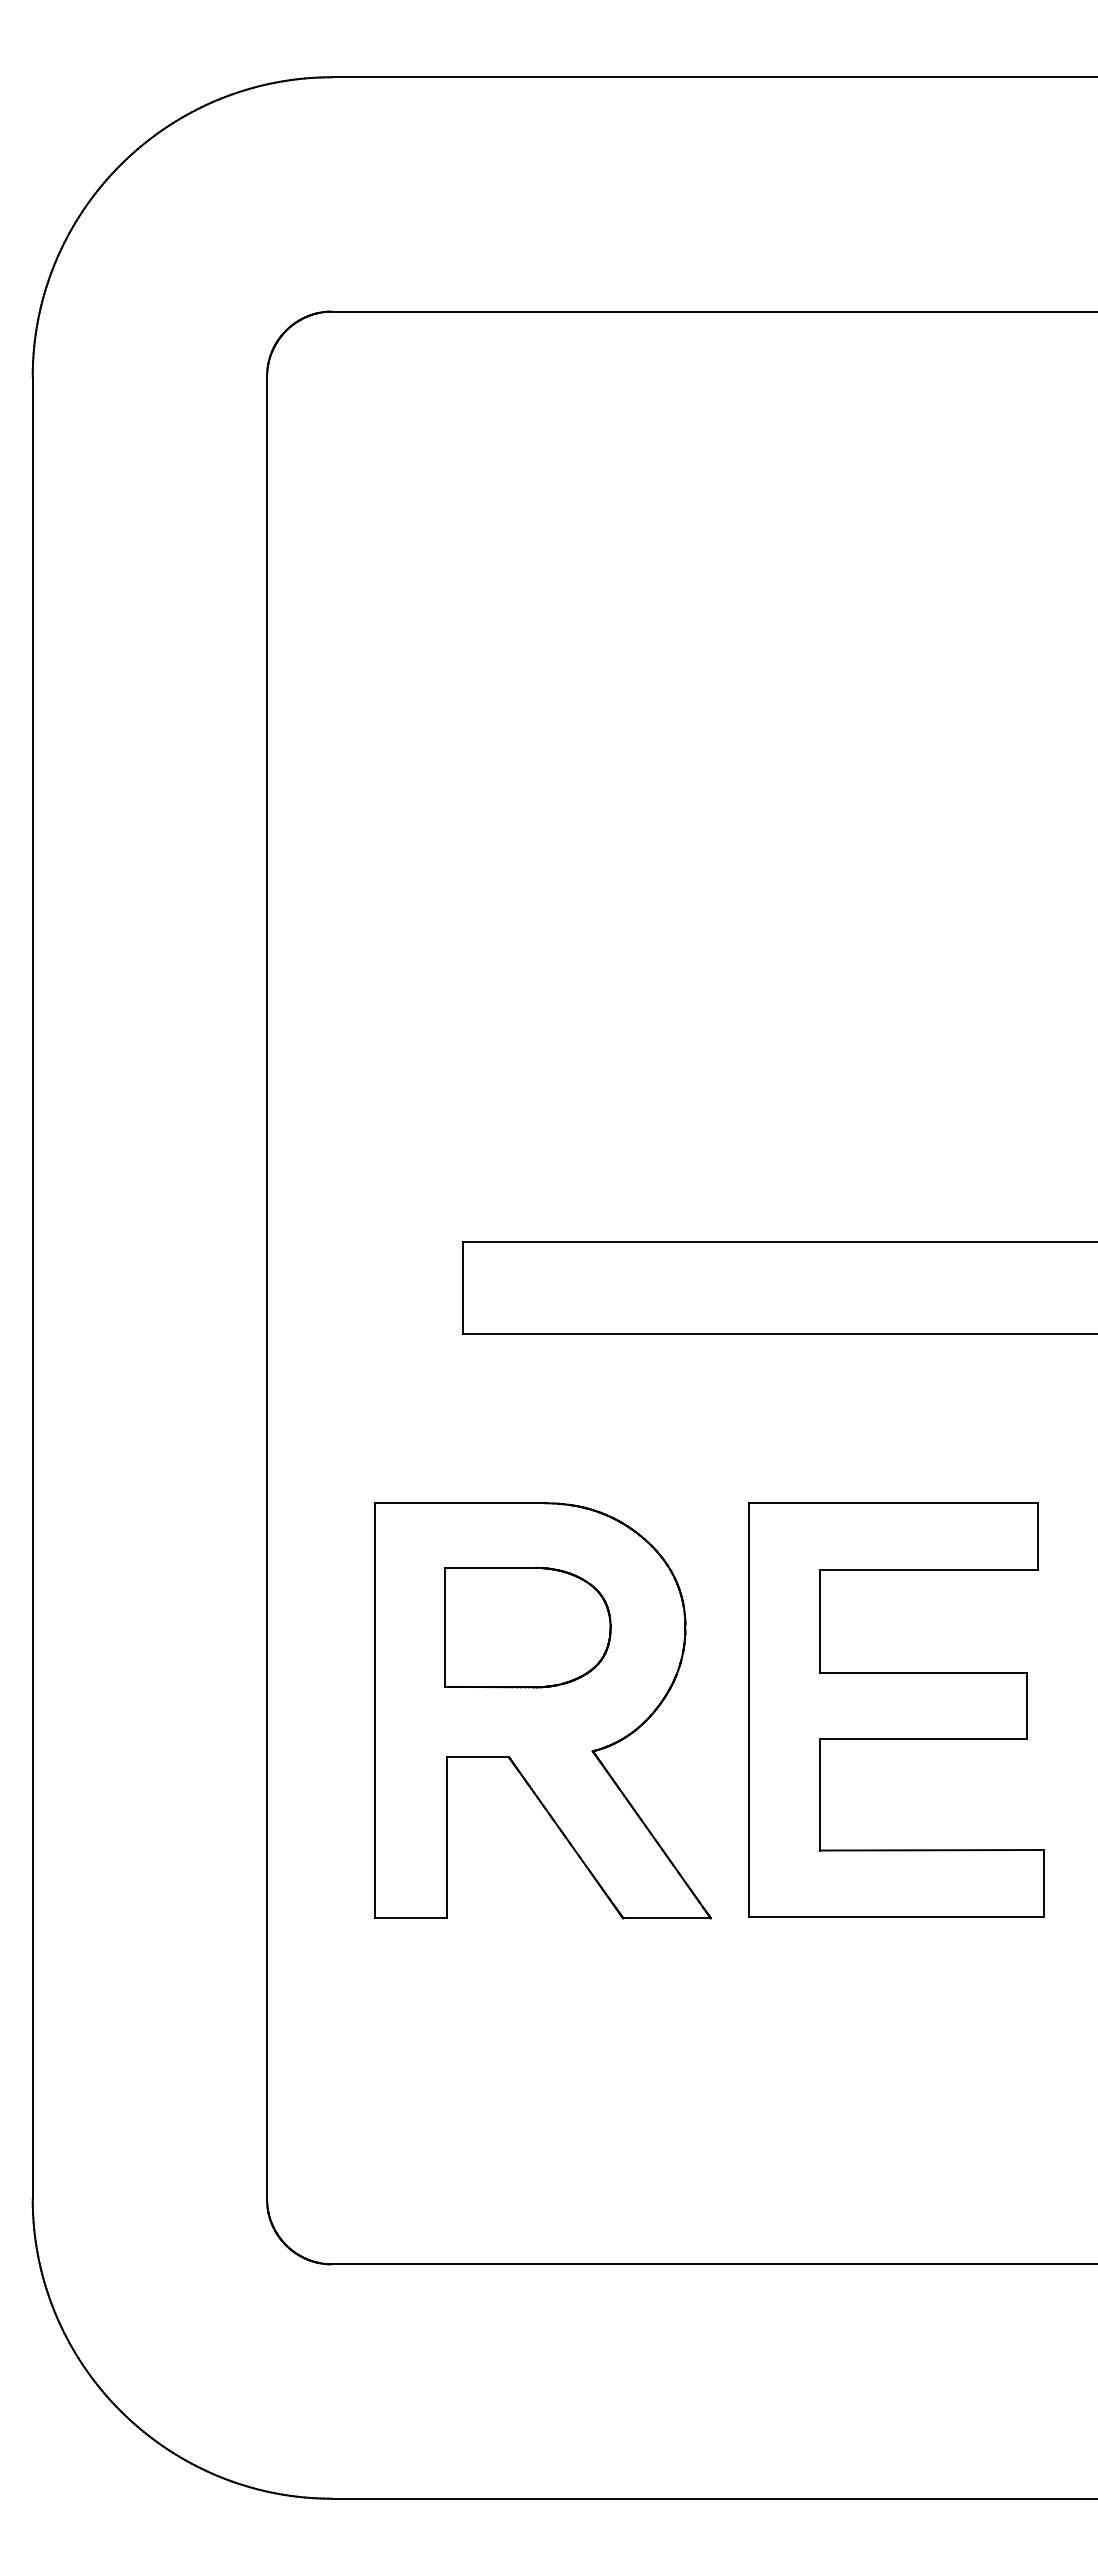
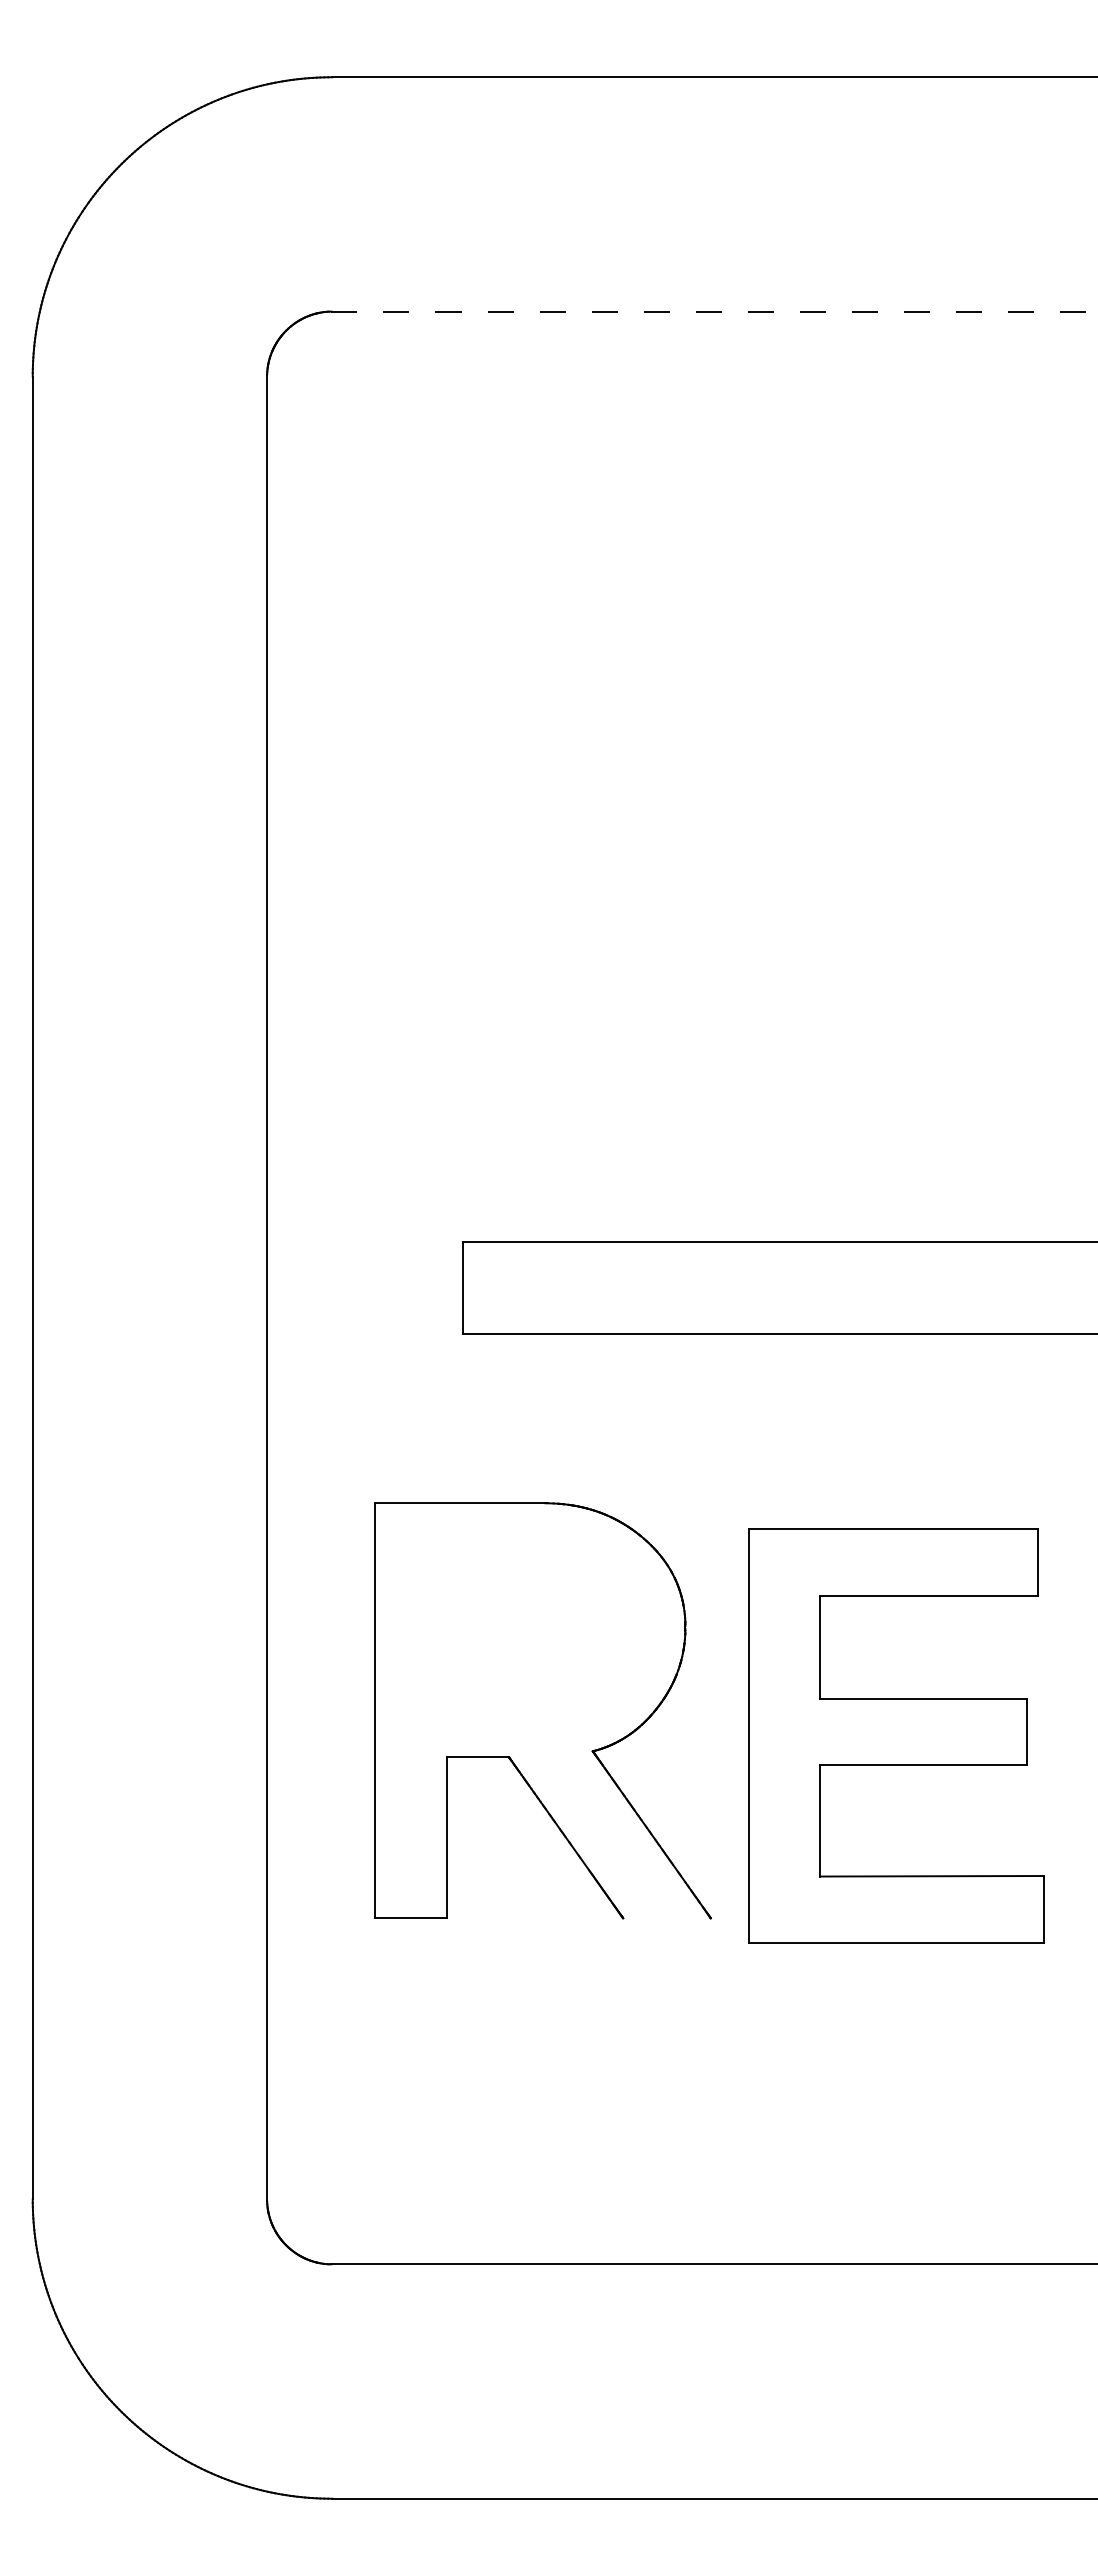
line: solid -> dashed (714, 311)
part: present -> none (527, 1627)
part position: (896, 1709) -> (896, 1735) (896, 1735)
line: present -> none (666, 1918)
